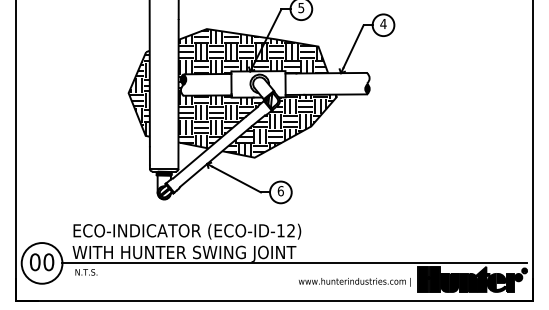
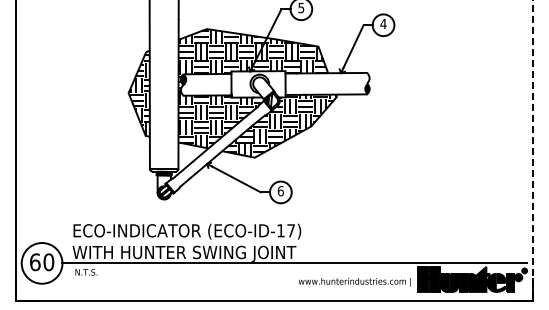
line: solid -> dashed (532, 151)
text: (ECO-ID-12) -> (ECO-ID-17) (290, 230)
text: 00 -> 60 (35, 261)
